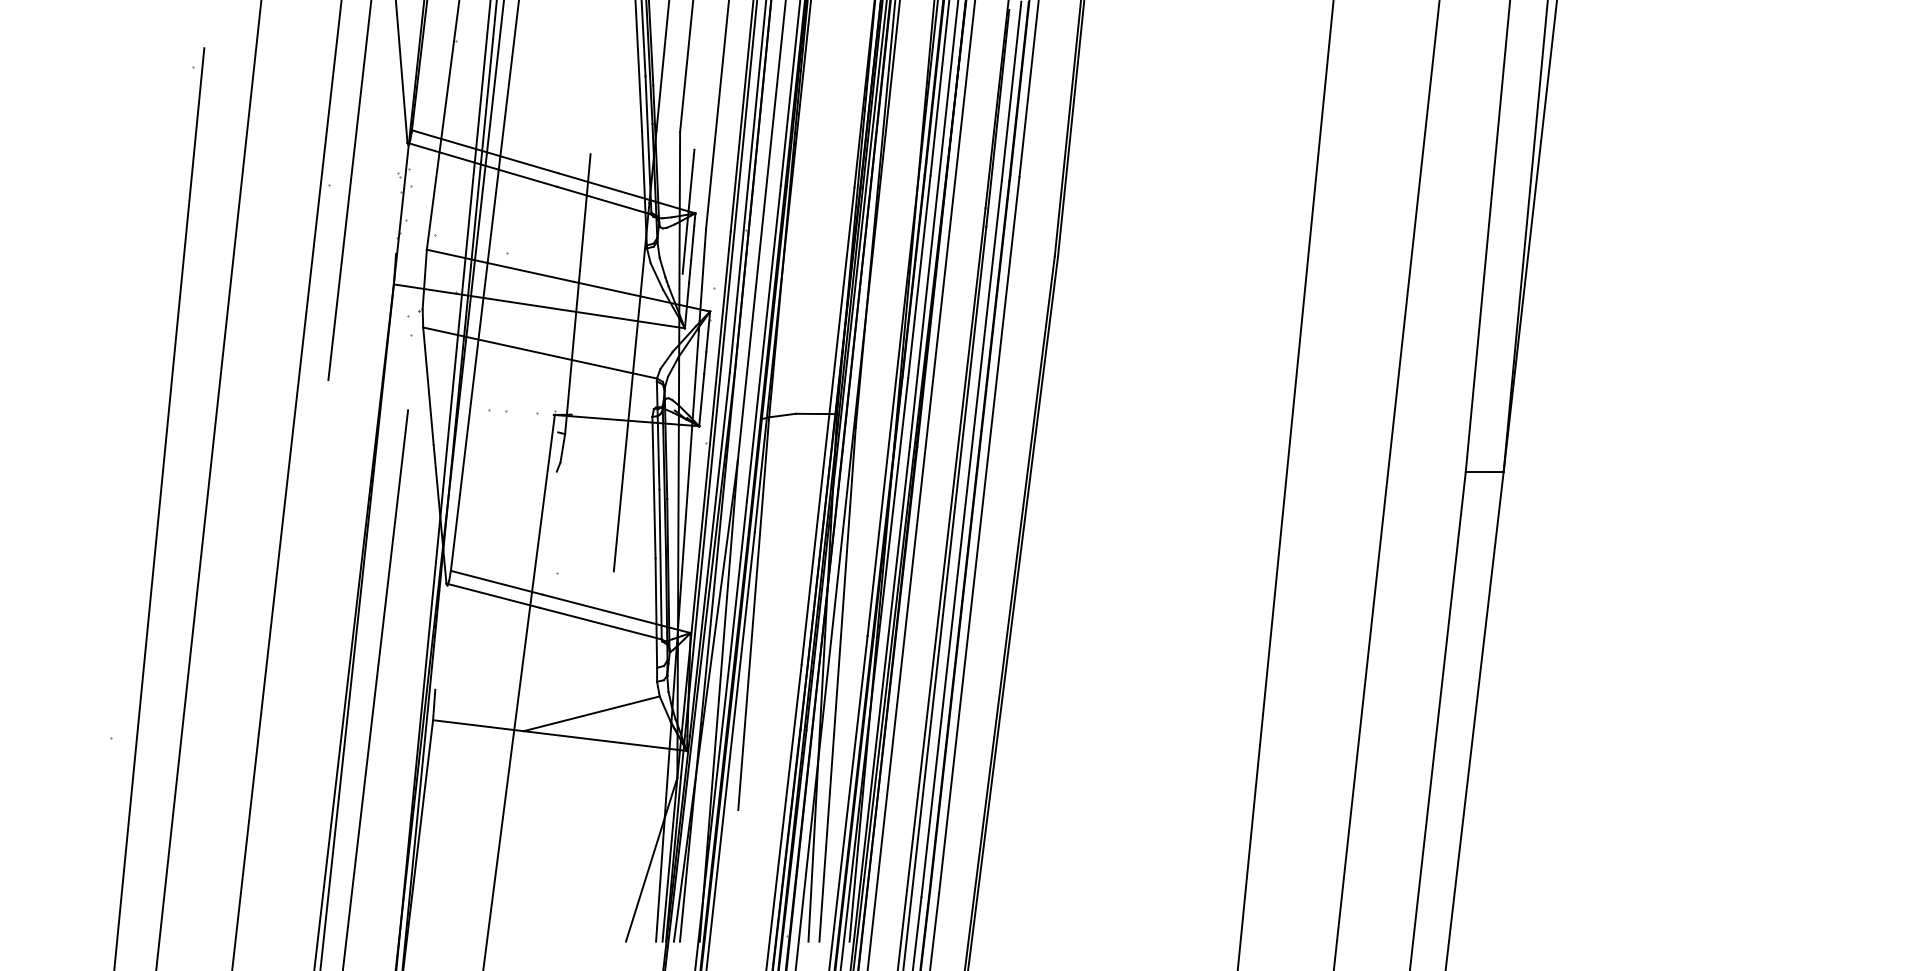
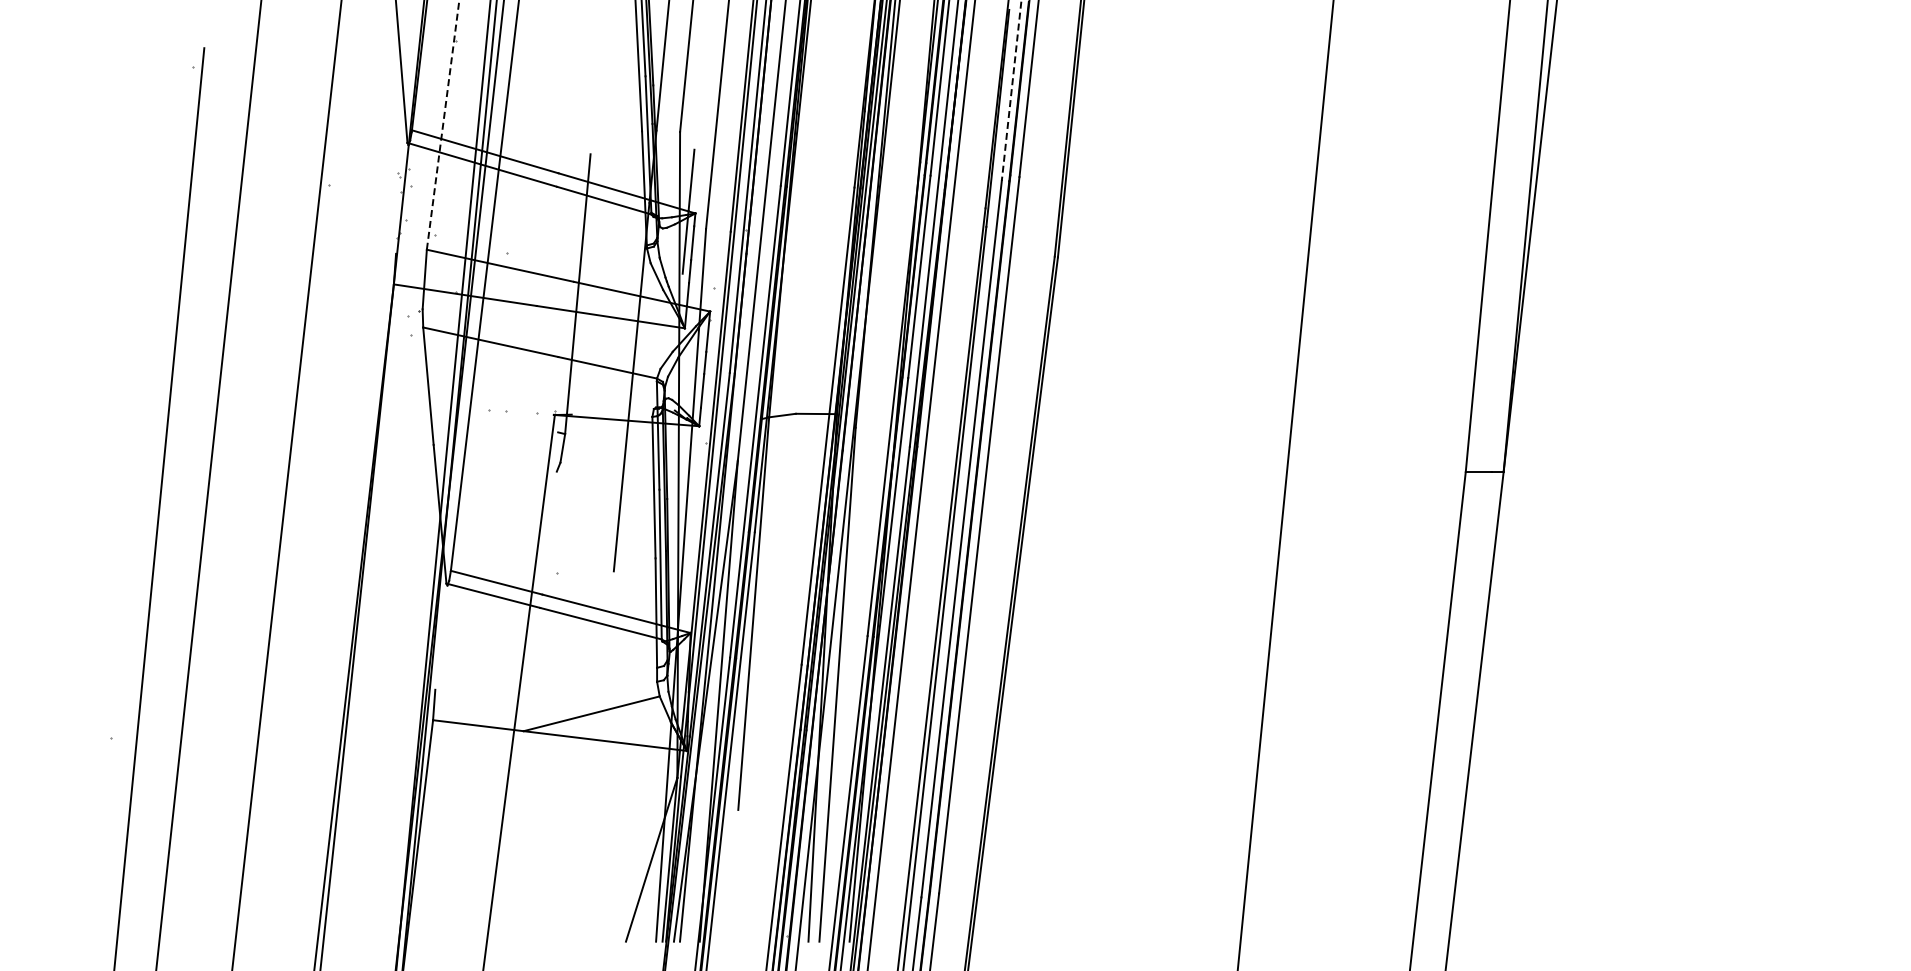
line: solid -> dashed (1011, 91)
line: solid -> dashed (443, 124)
line: present -> none (349, 191)
line: present -> none (1386, 484)
line: present -> none (375, 688)
